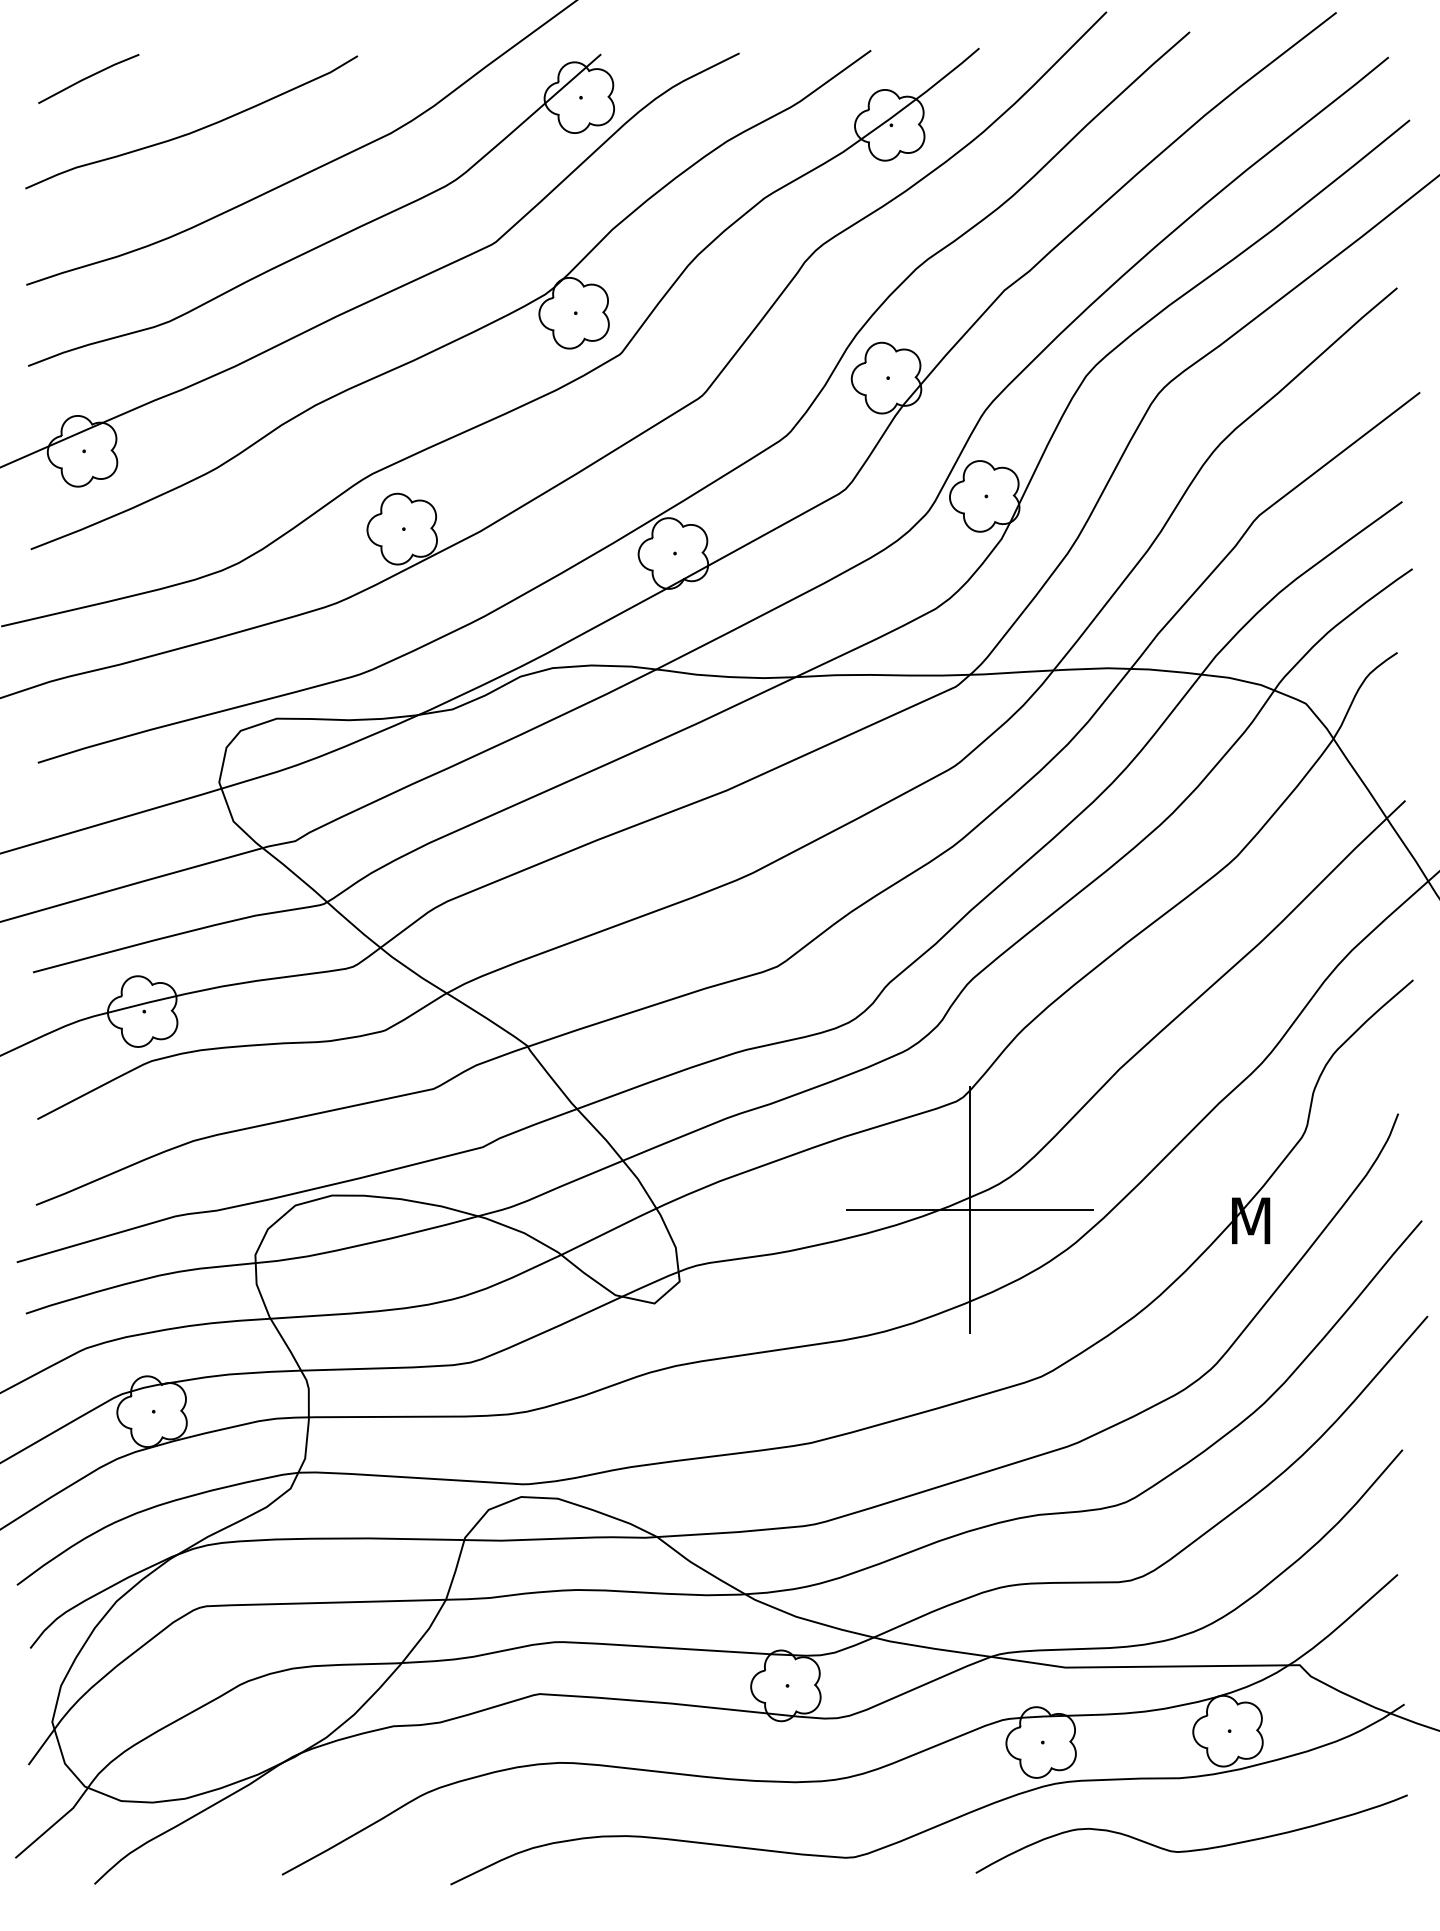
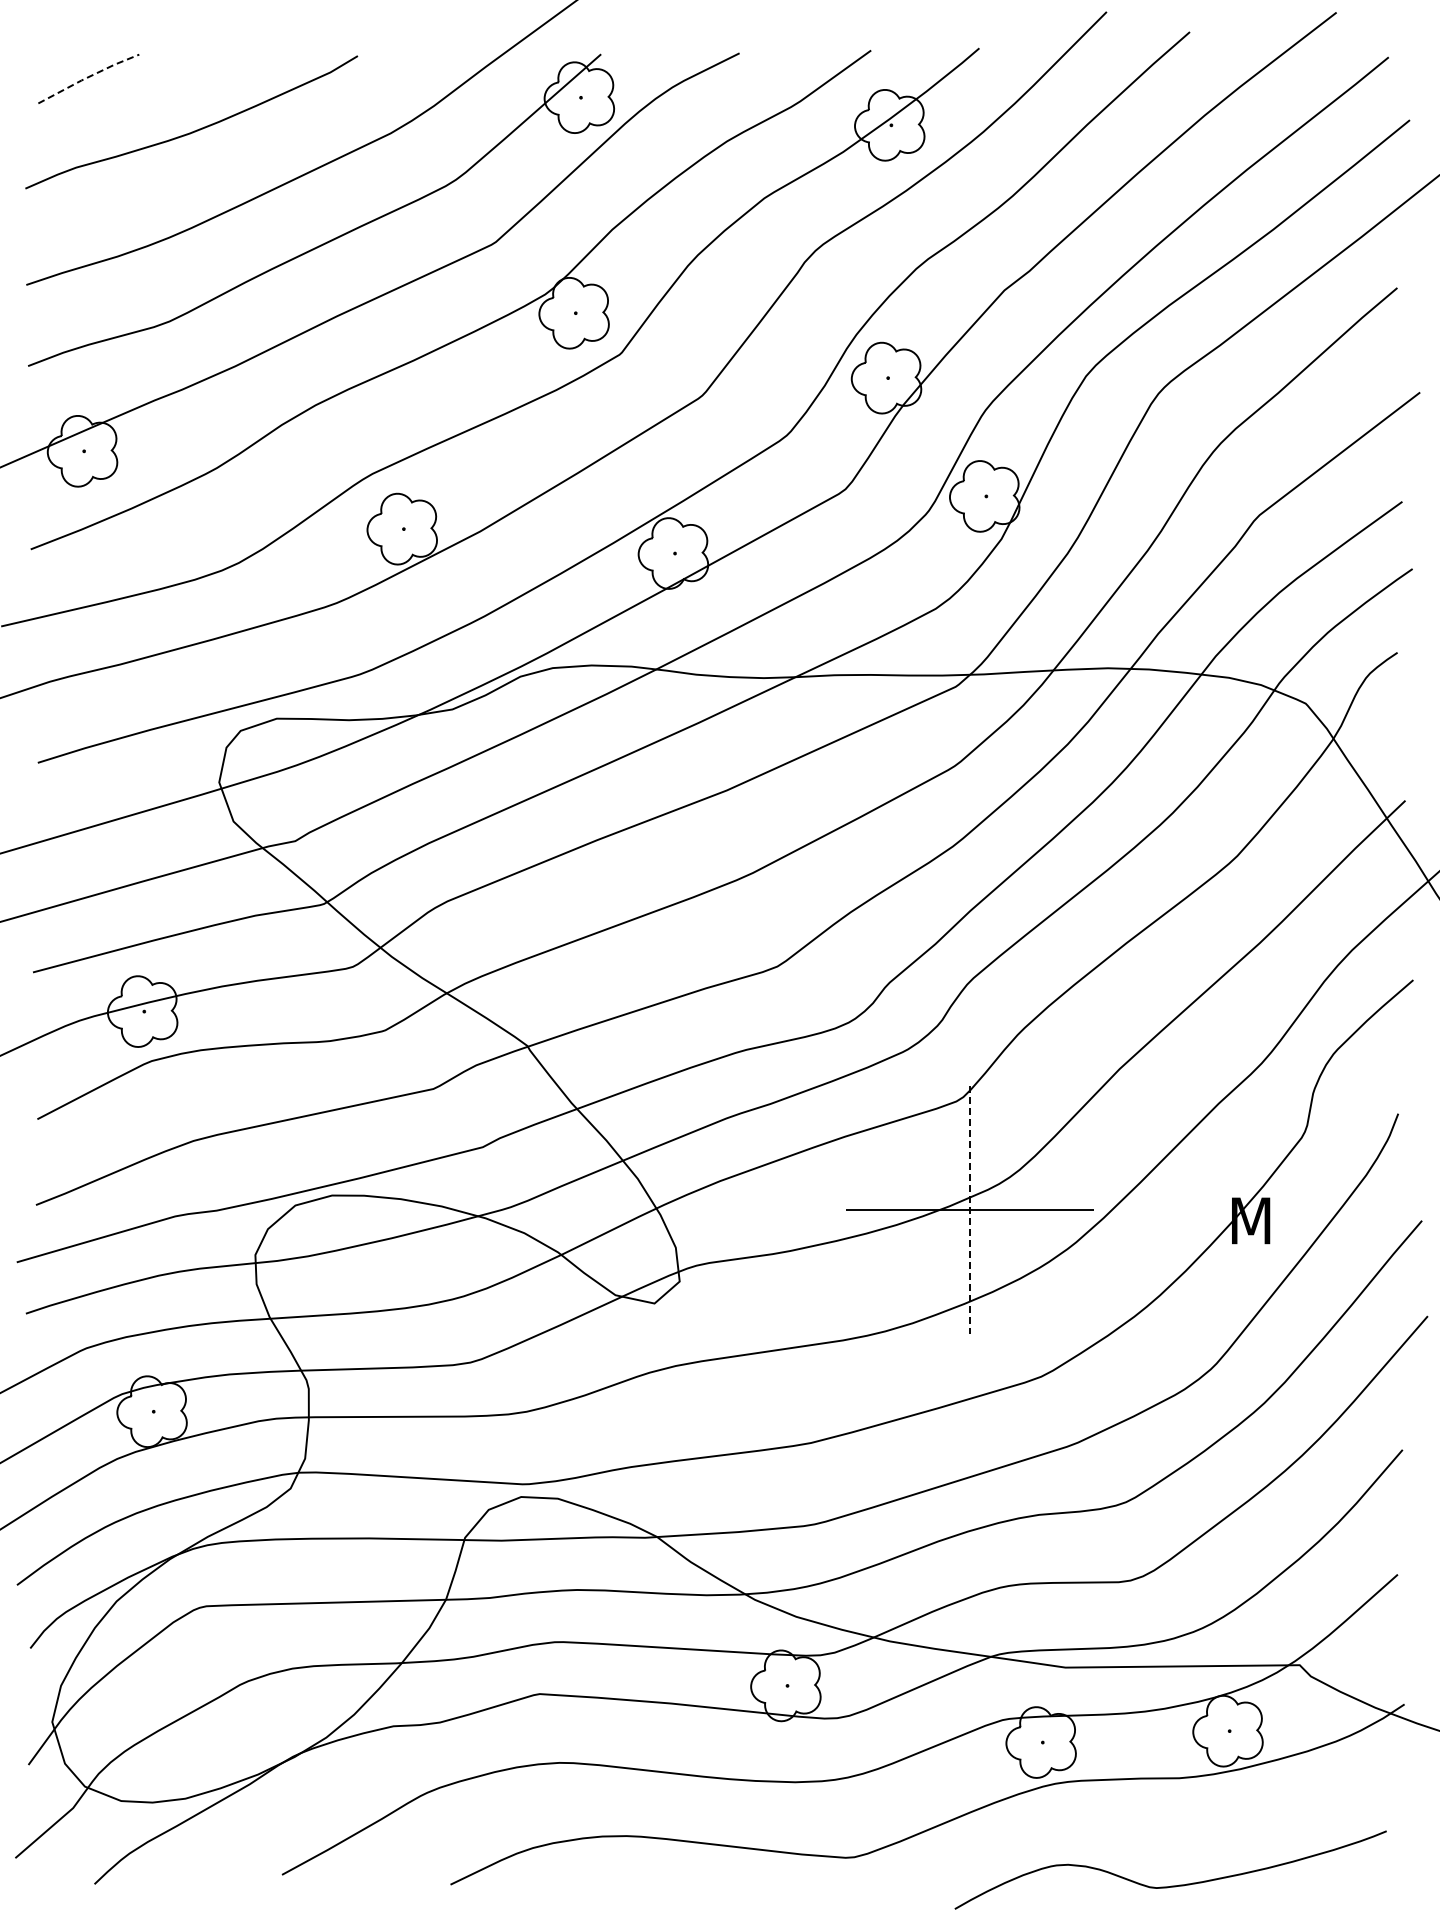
line: solid -> dashed (88, 77)
line: solid -> dashed (969, 1210)
curve position: (1192, 1849) -> (1171, 1885) (1171, 1885)
